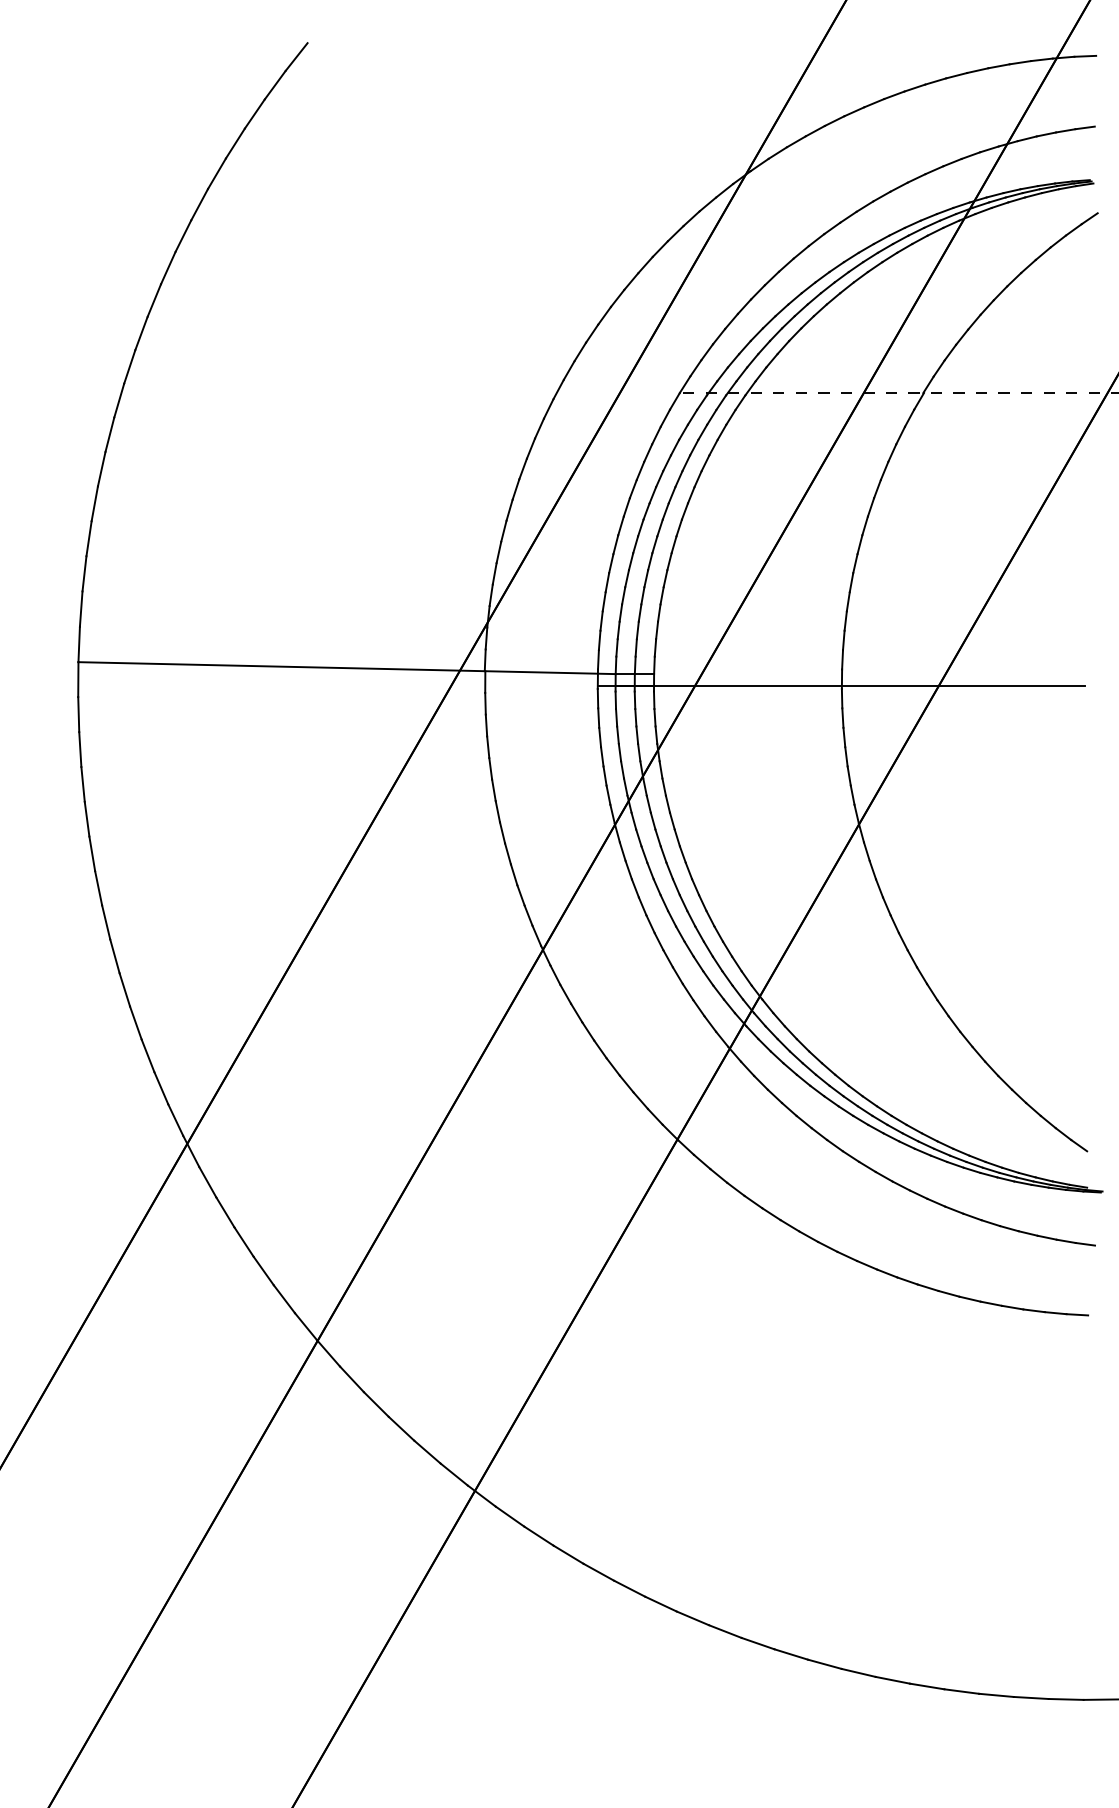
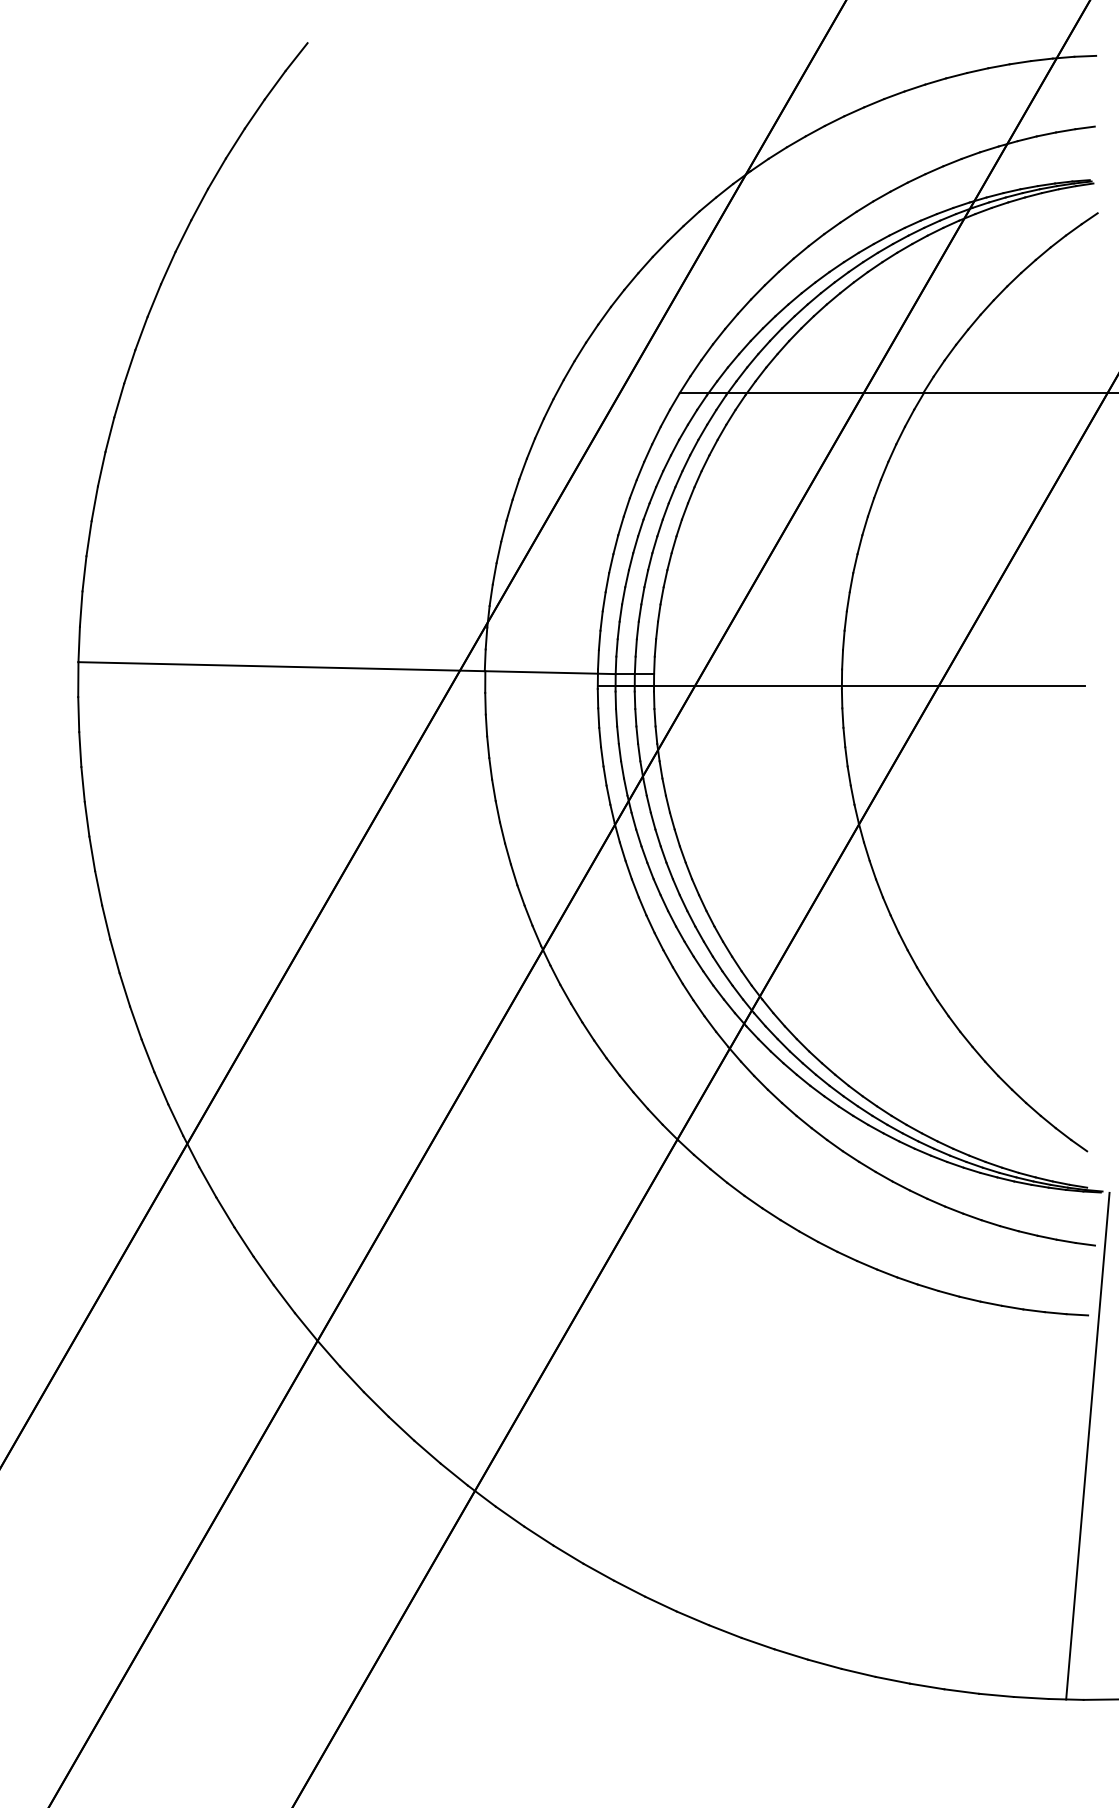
line: dashed -> solid (898, 393)
line: none -> present (1087, 1445)
